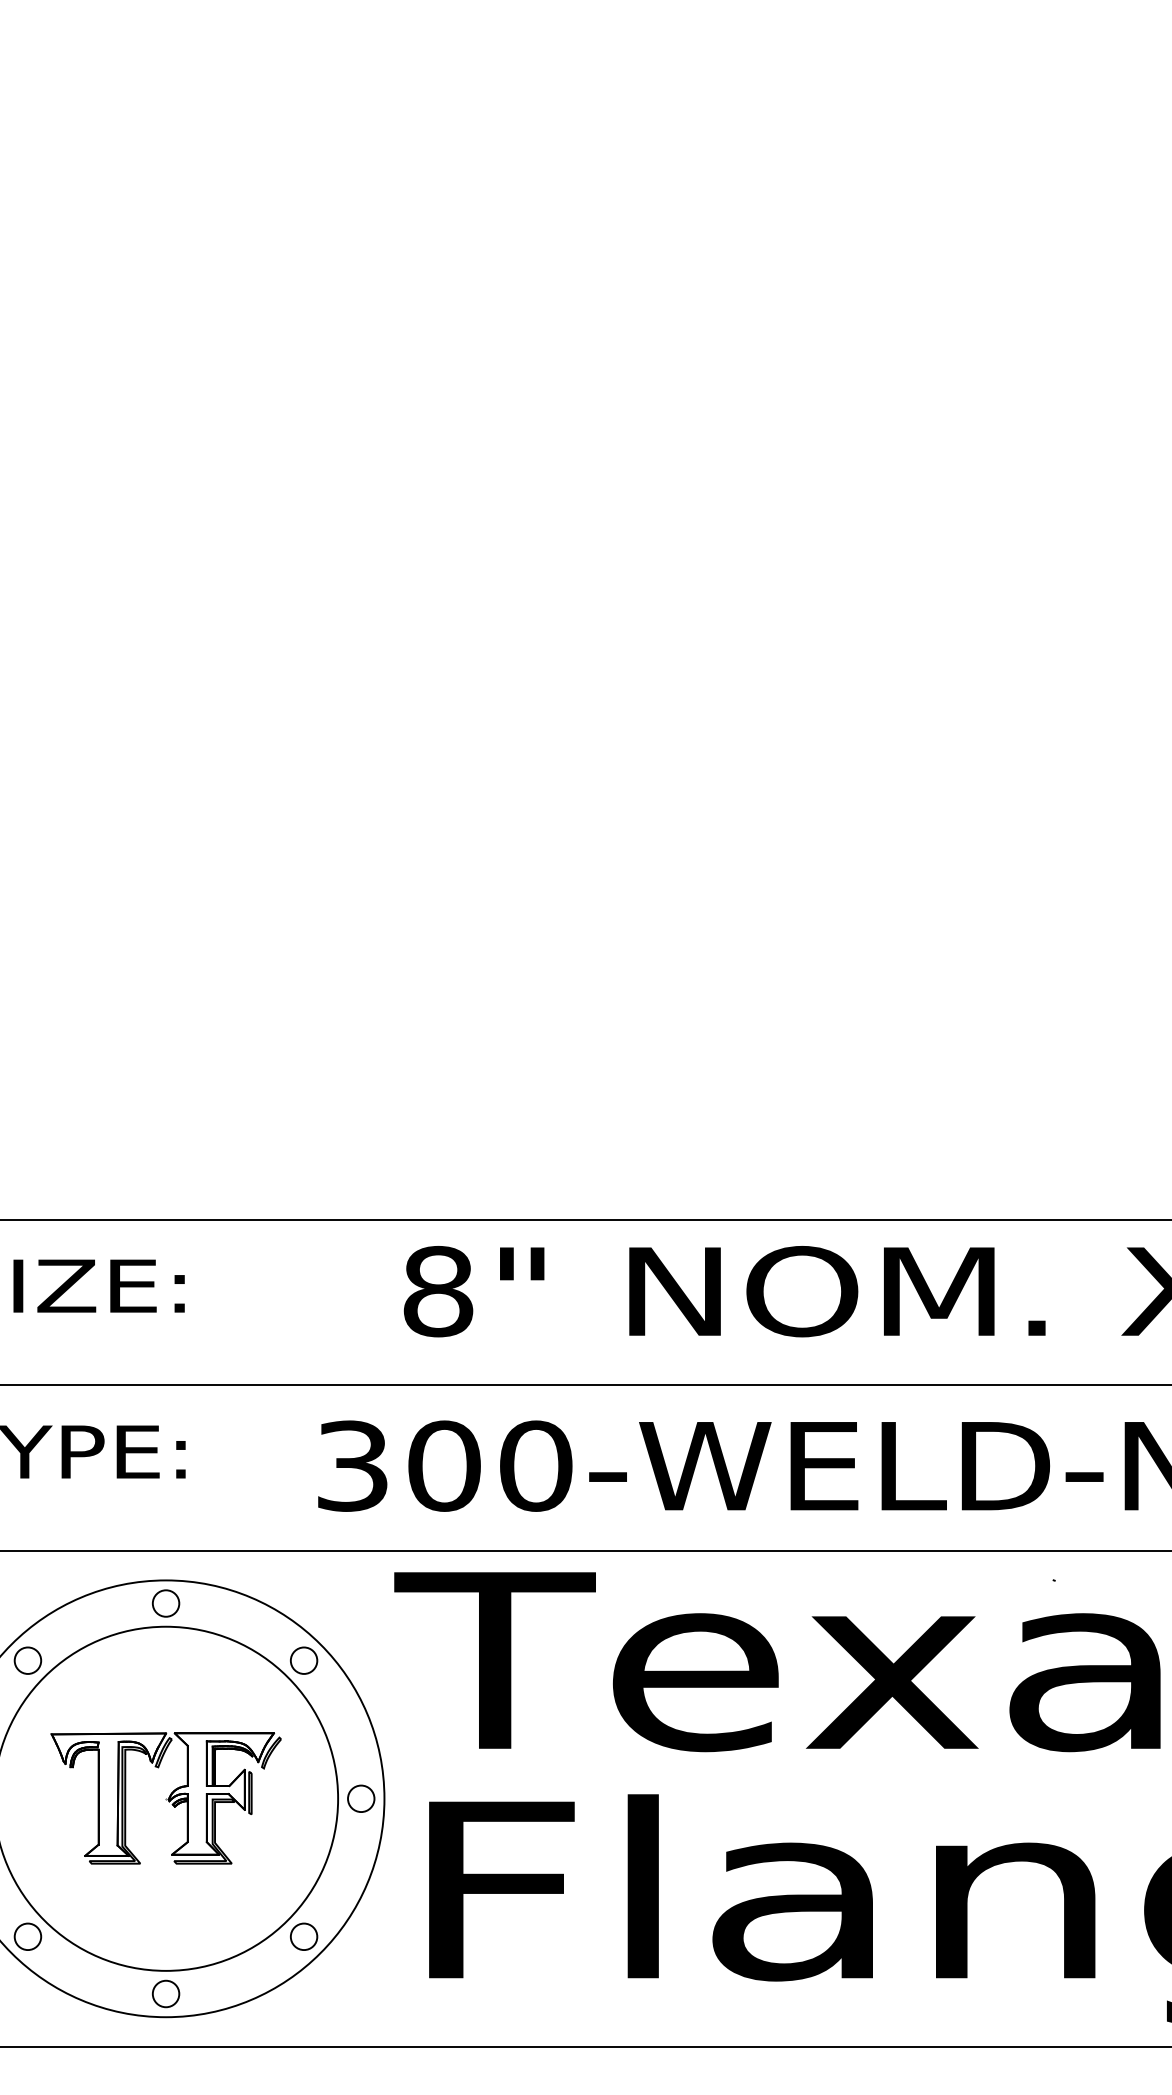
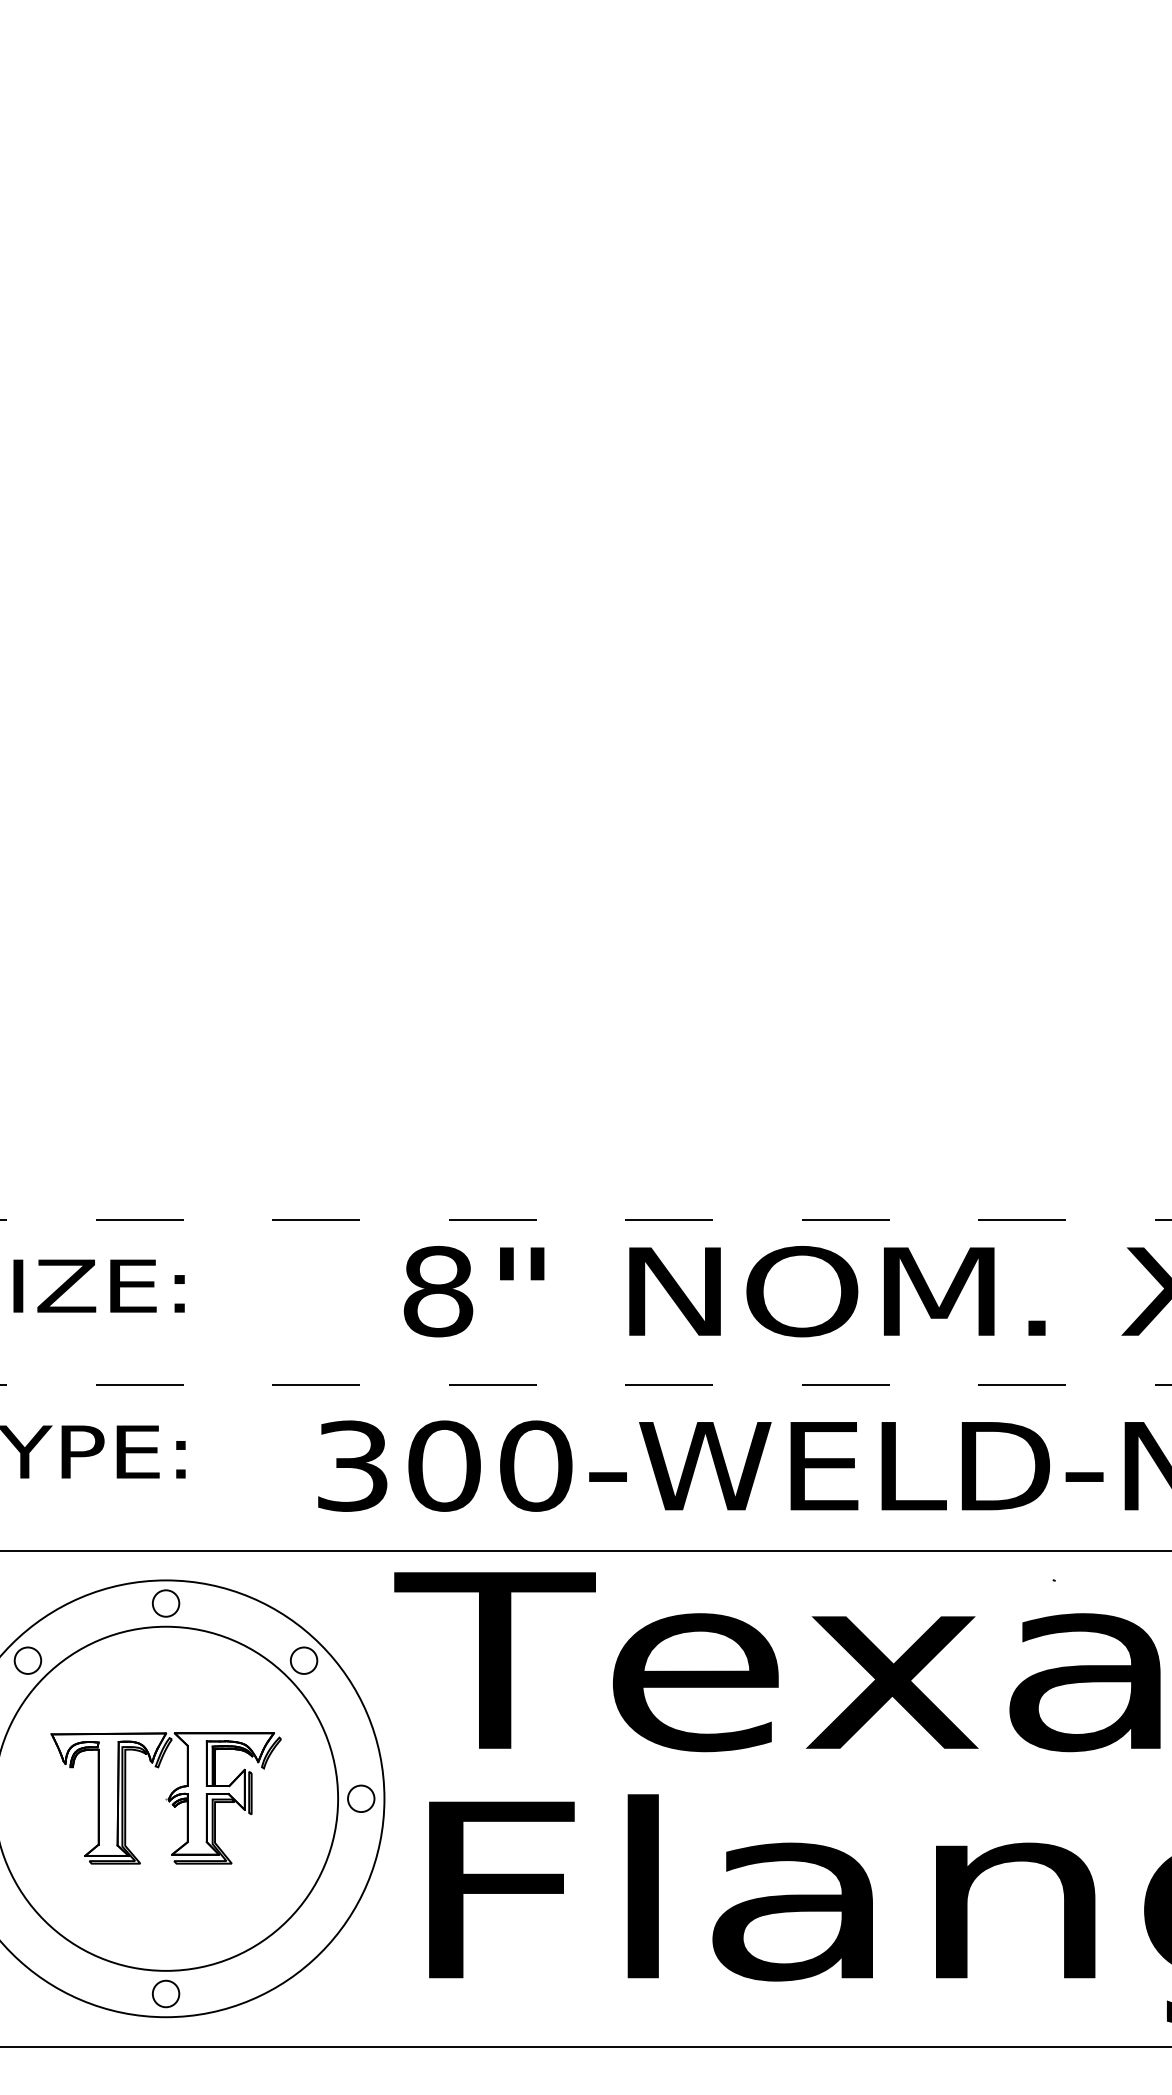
line: solid -> dashed (585, 1219)
line: solid -> dashed (585, 1385)
circle: present -> none (27, 1936)
circle: present -> none (304, 1936)
